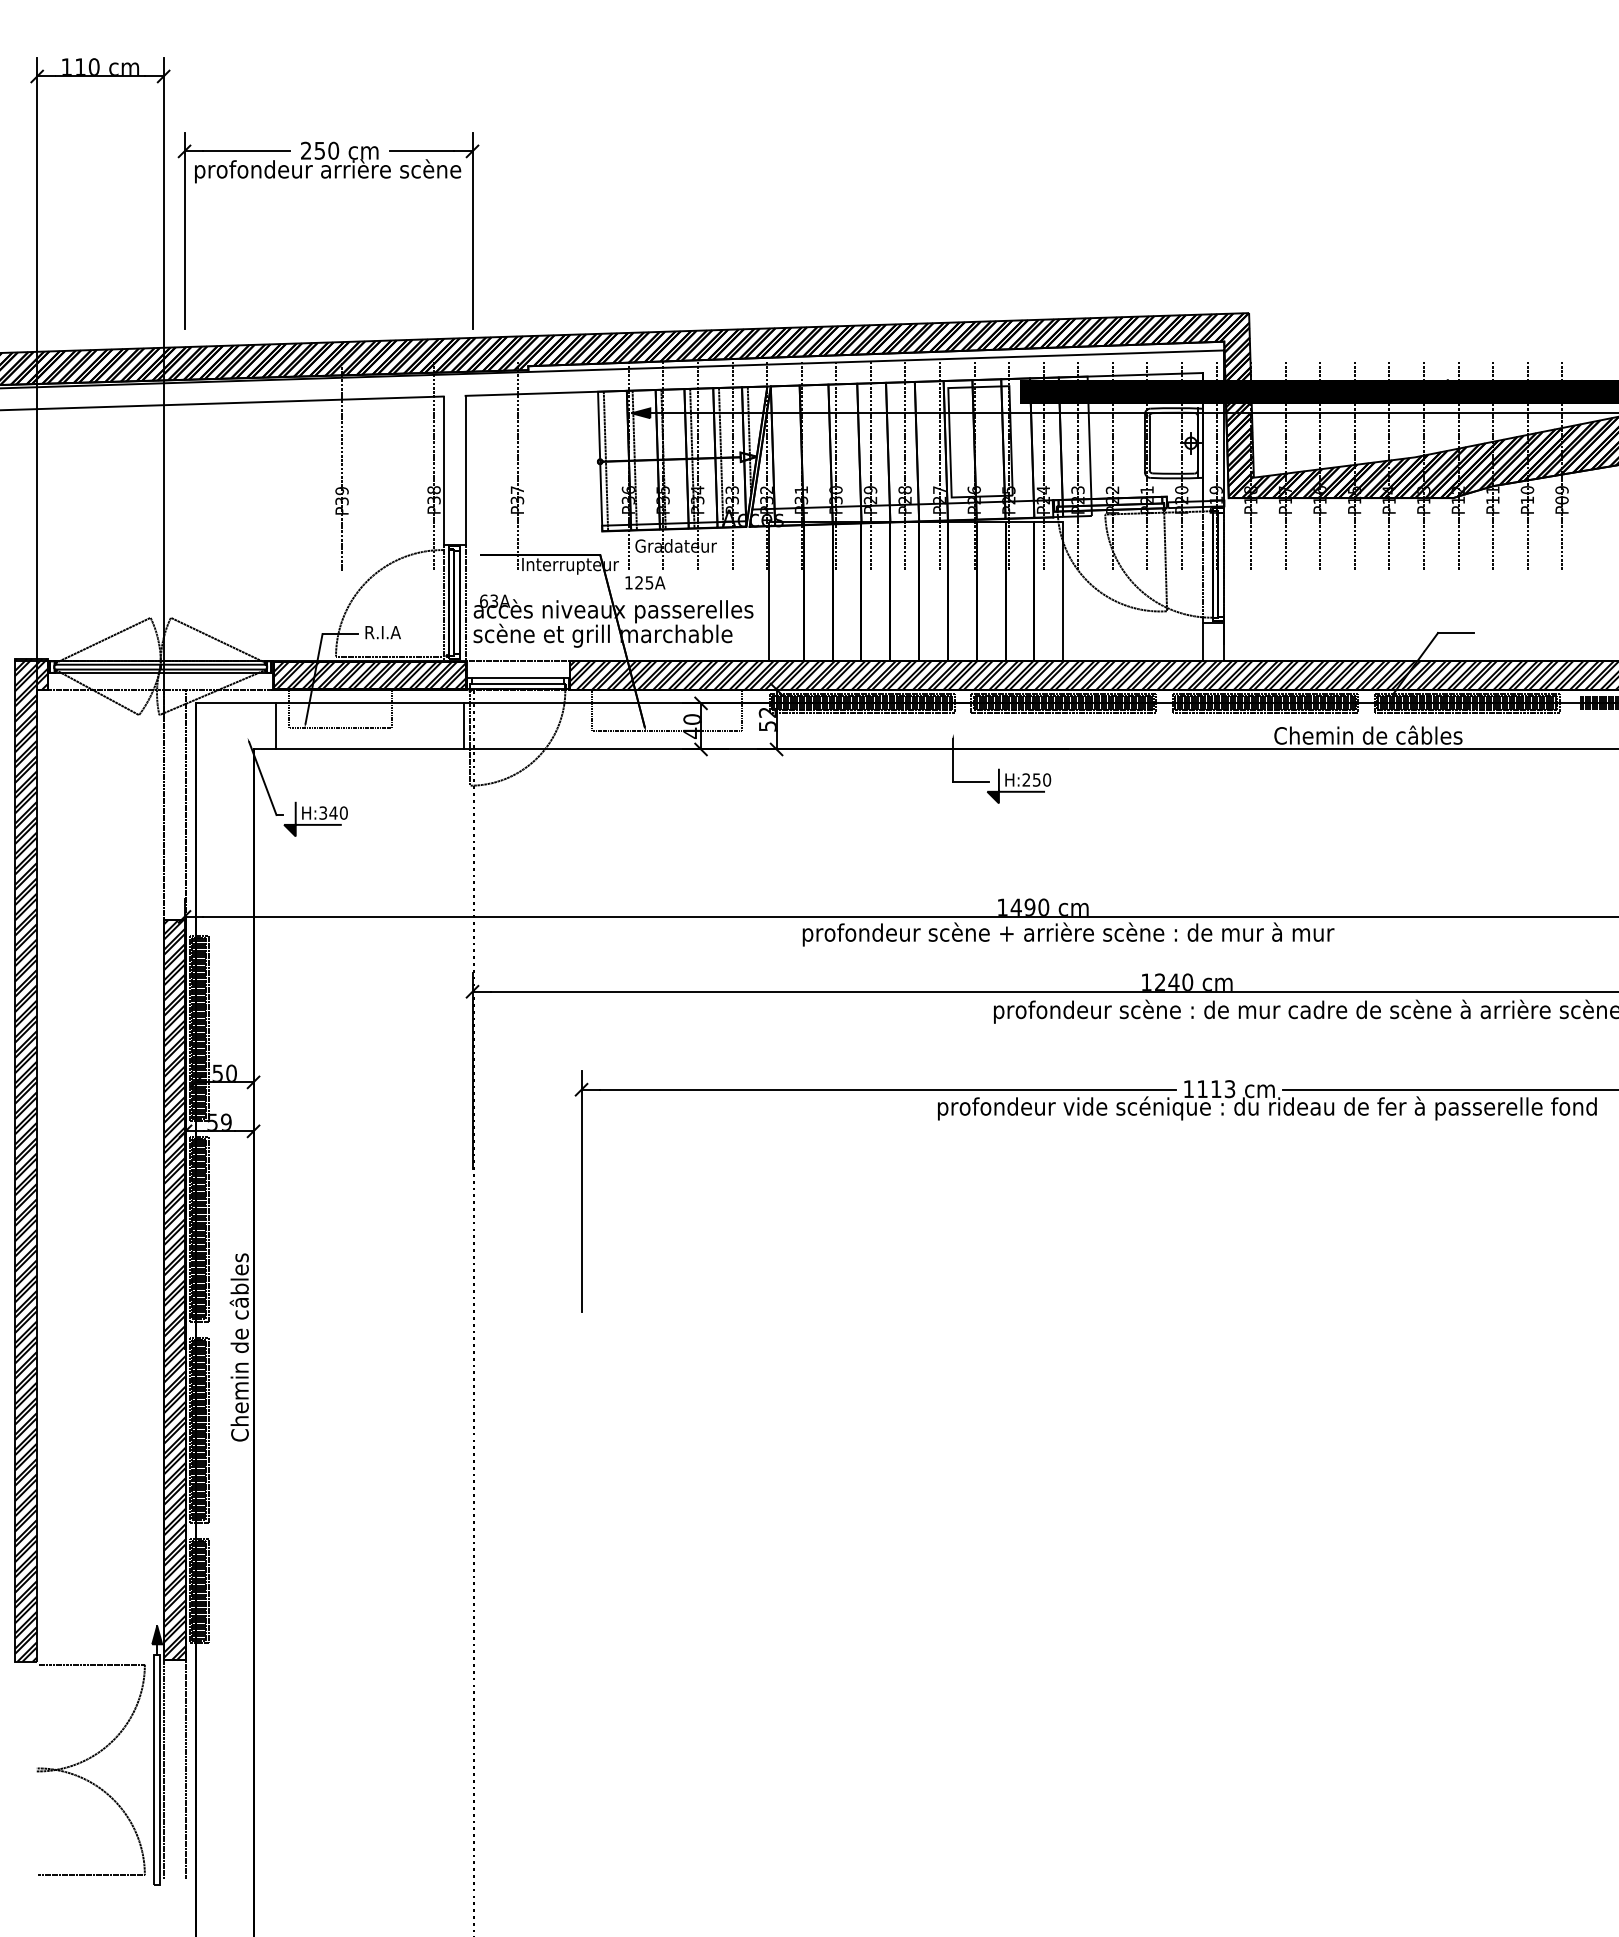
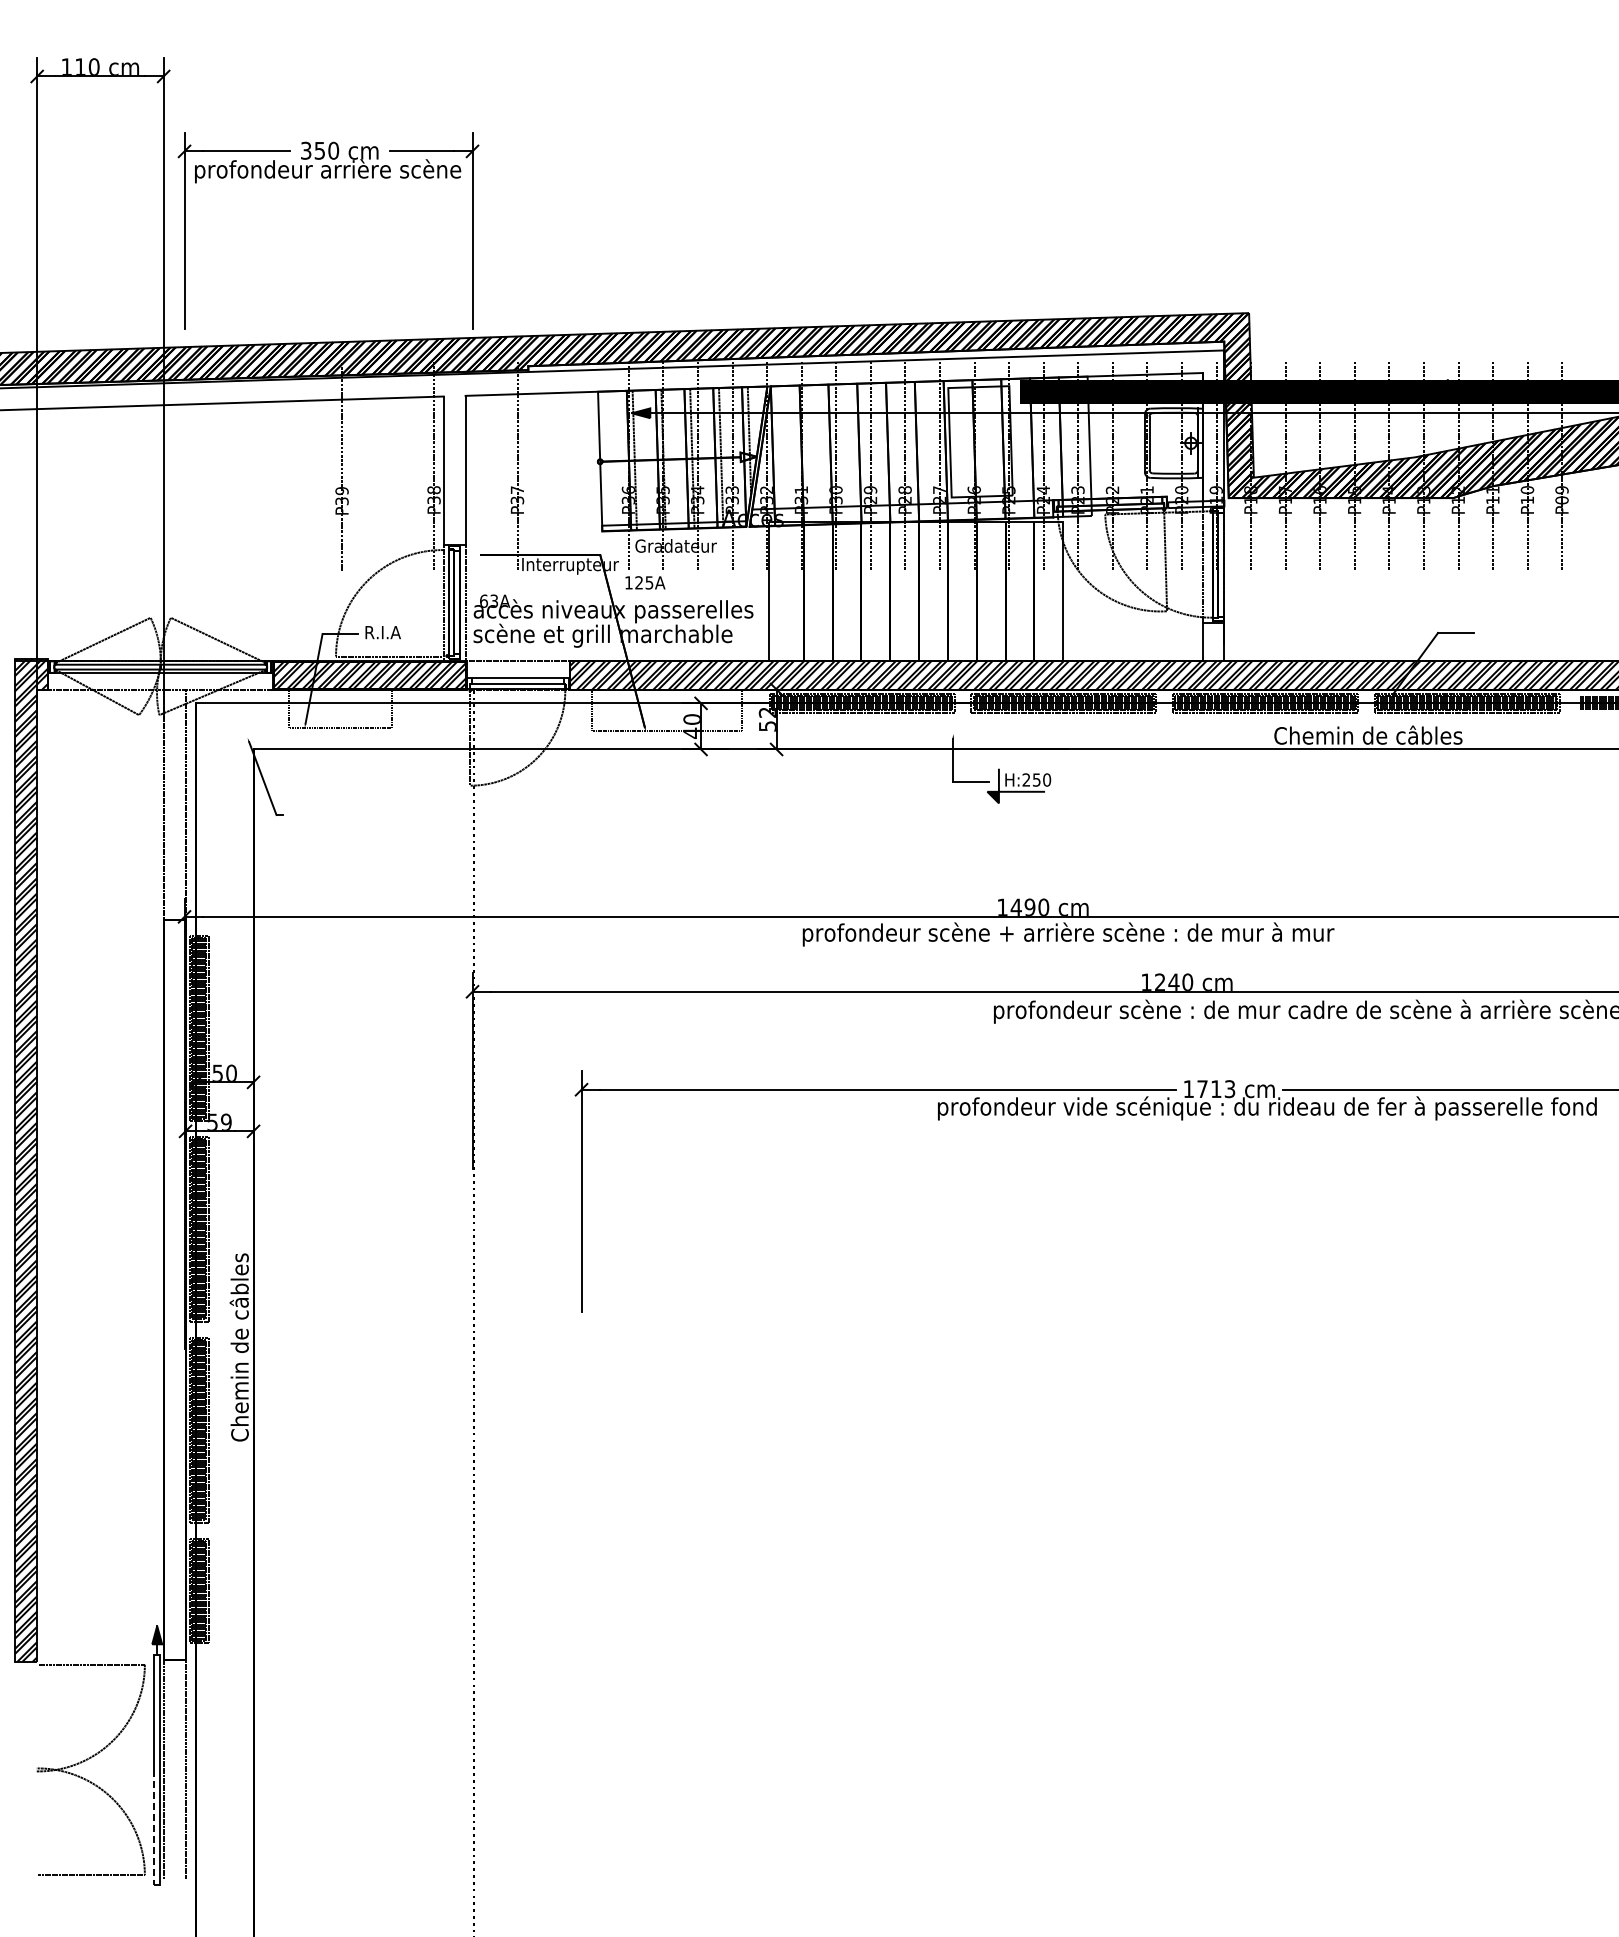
text: 250 -> 350 (306, 150)
line: present -> none (605, 460)
line: present -> none (276, 726)
line: present -> none (464, 726)
part: present -> none (315, 818)
text: 1113 -> 1713 (1202, 1088)
hatch: present -> none (174, 1289)
line: solid -> dashed (154, 1827)
